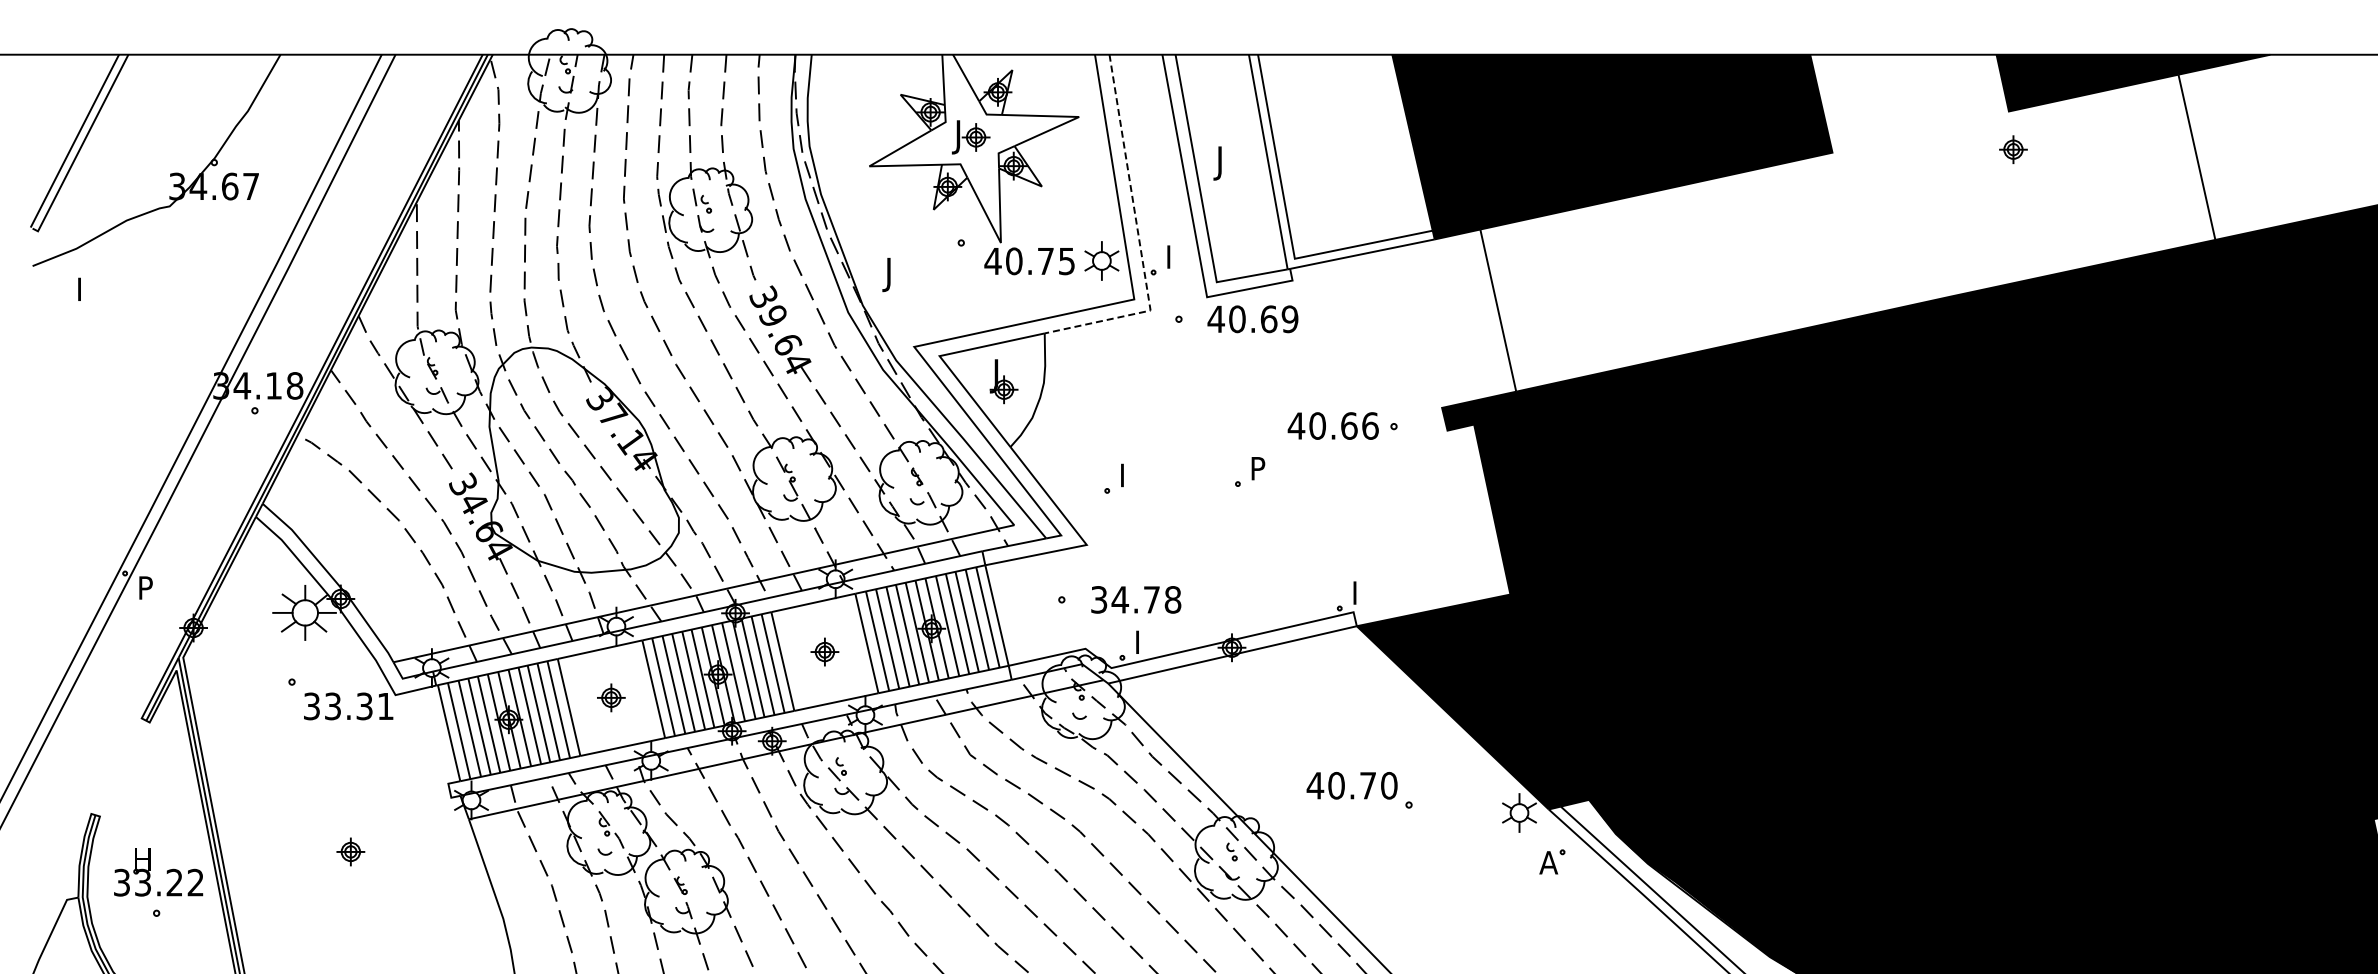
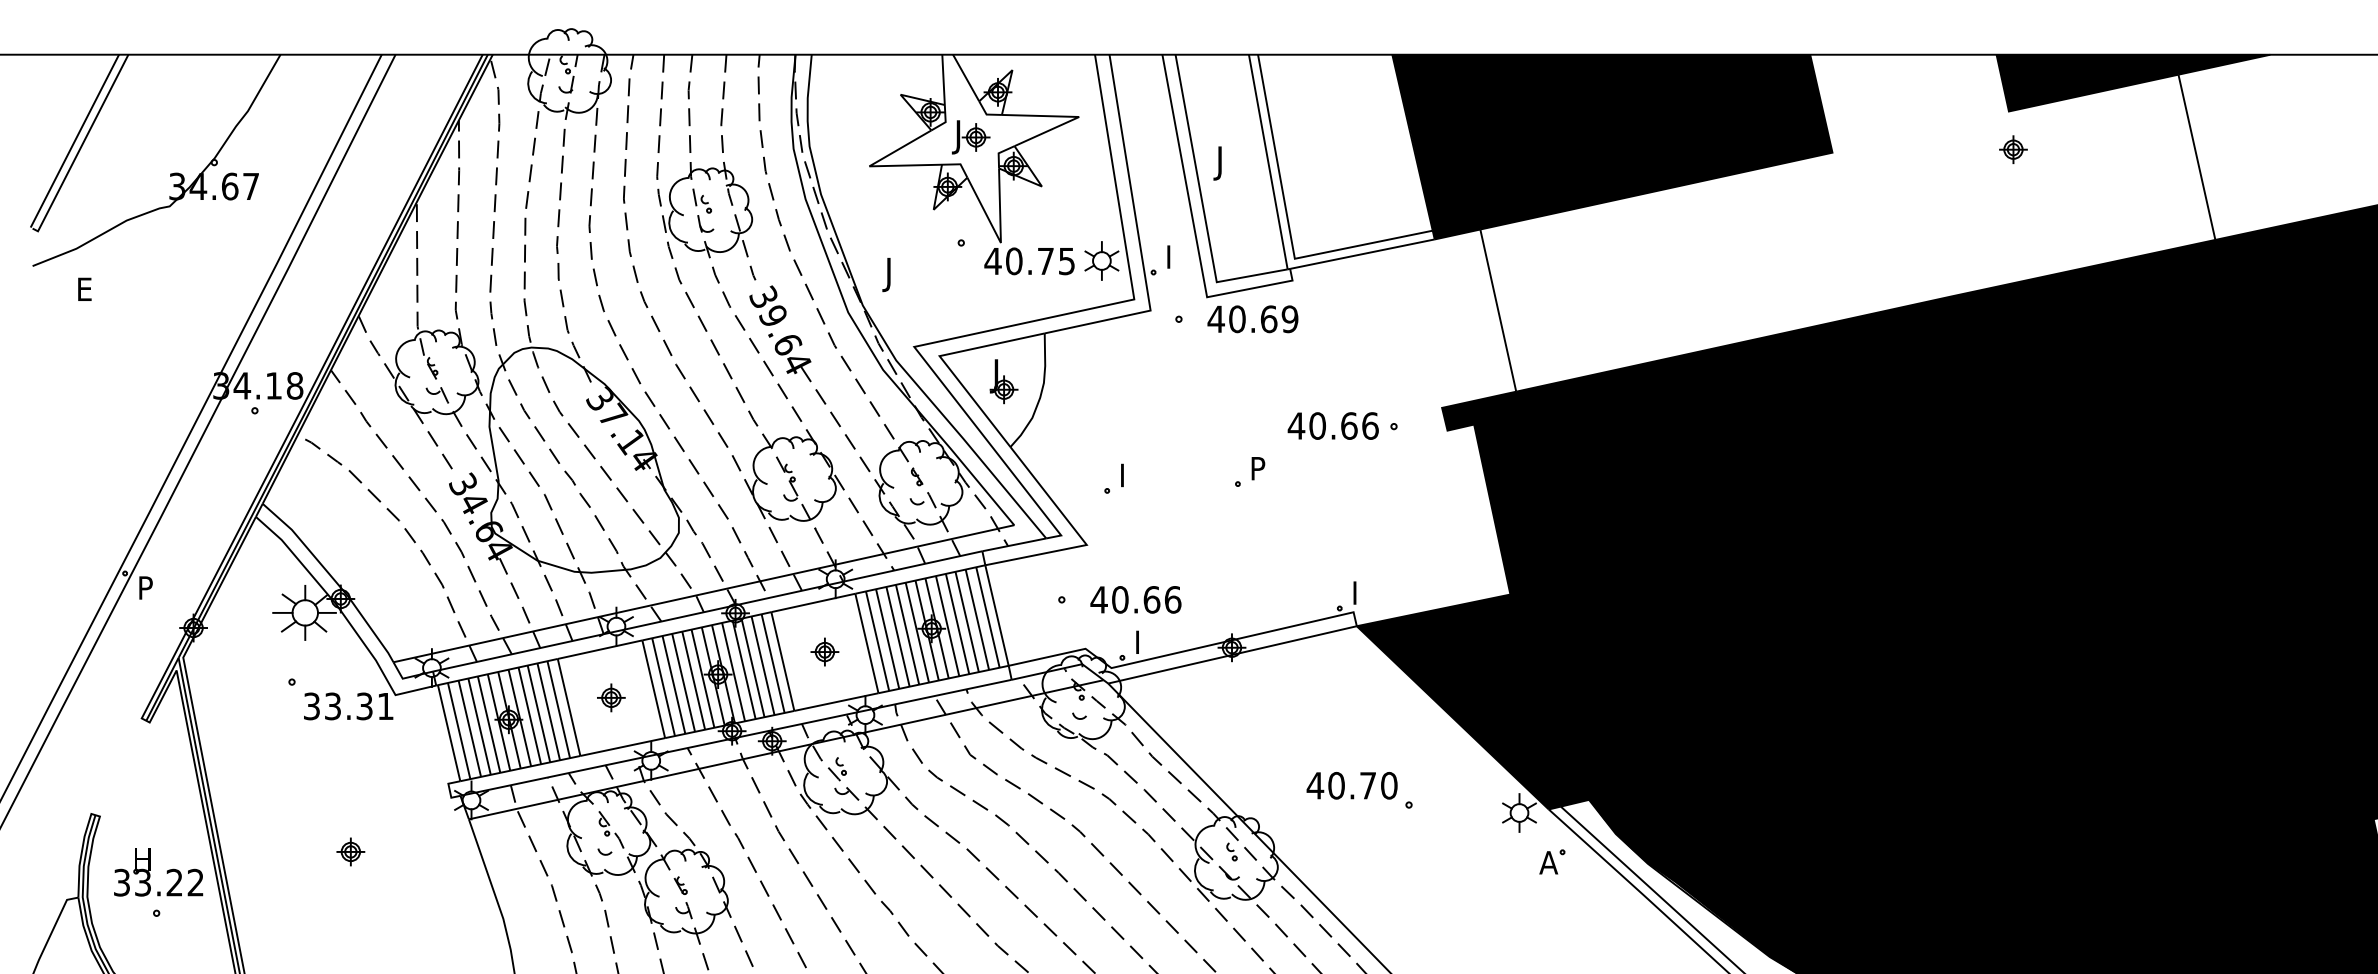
line: dashed -> solid (1138, 236)
text: I -> E (86, 288)
text: 34.78 -> 40.66 (1135, 599)
